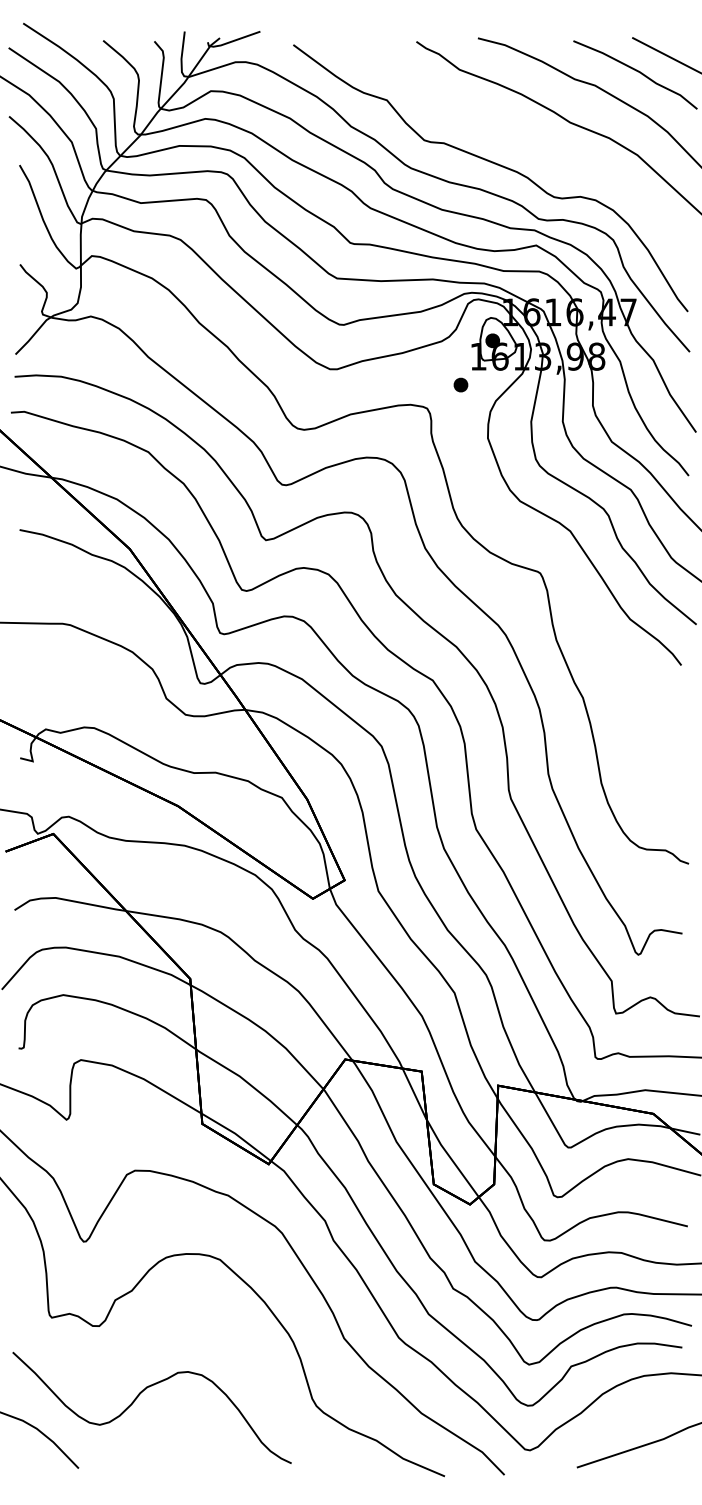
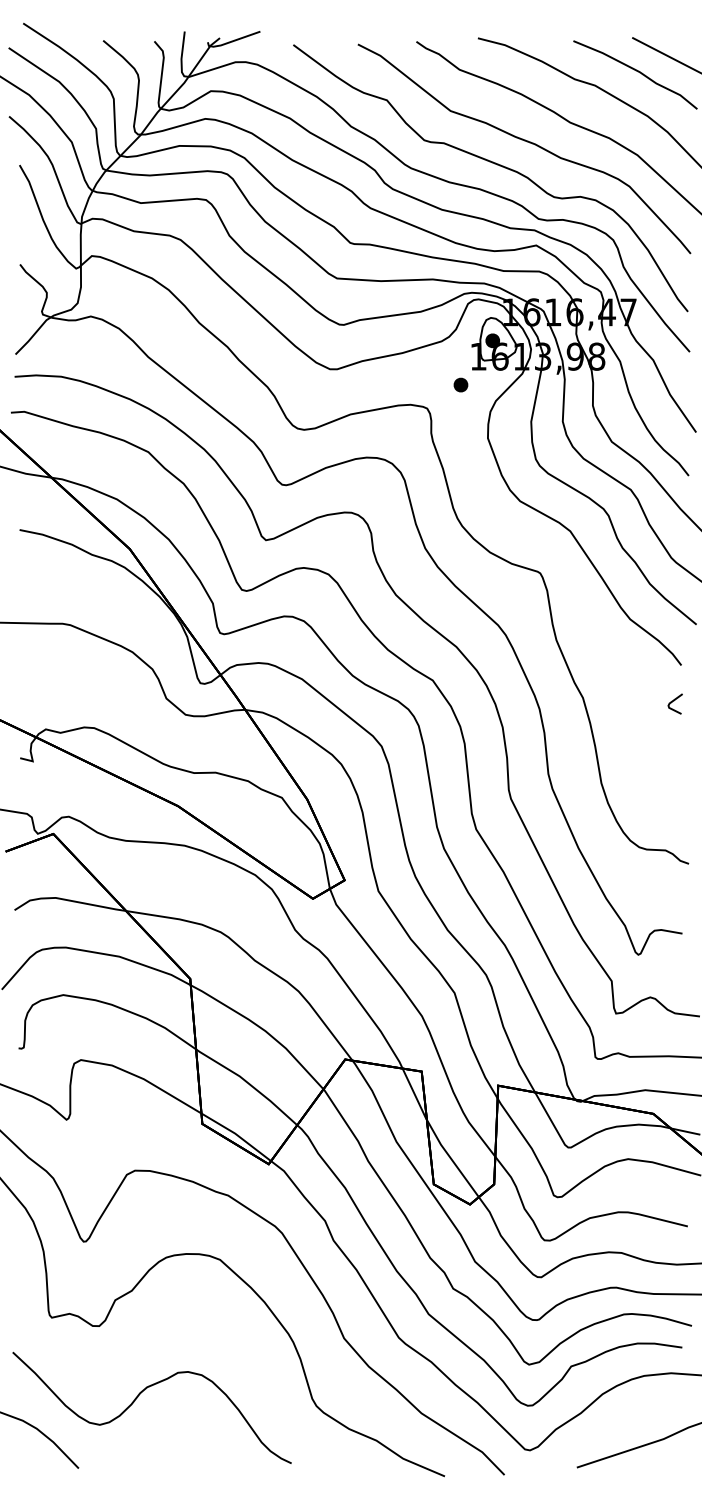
curve: none -> present (527, 142)
line: none -> present (674, 701)
